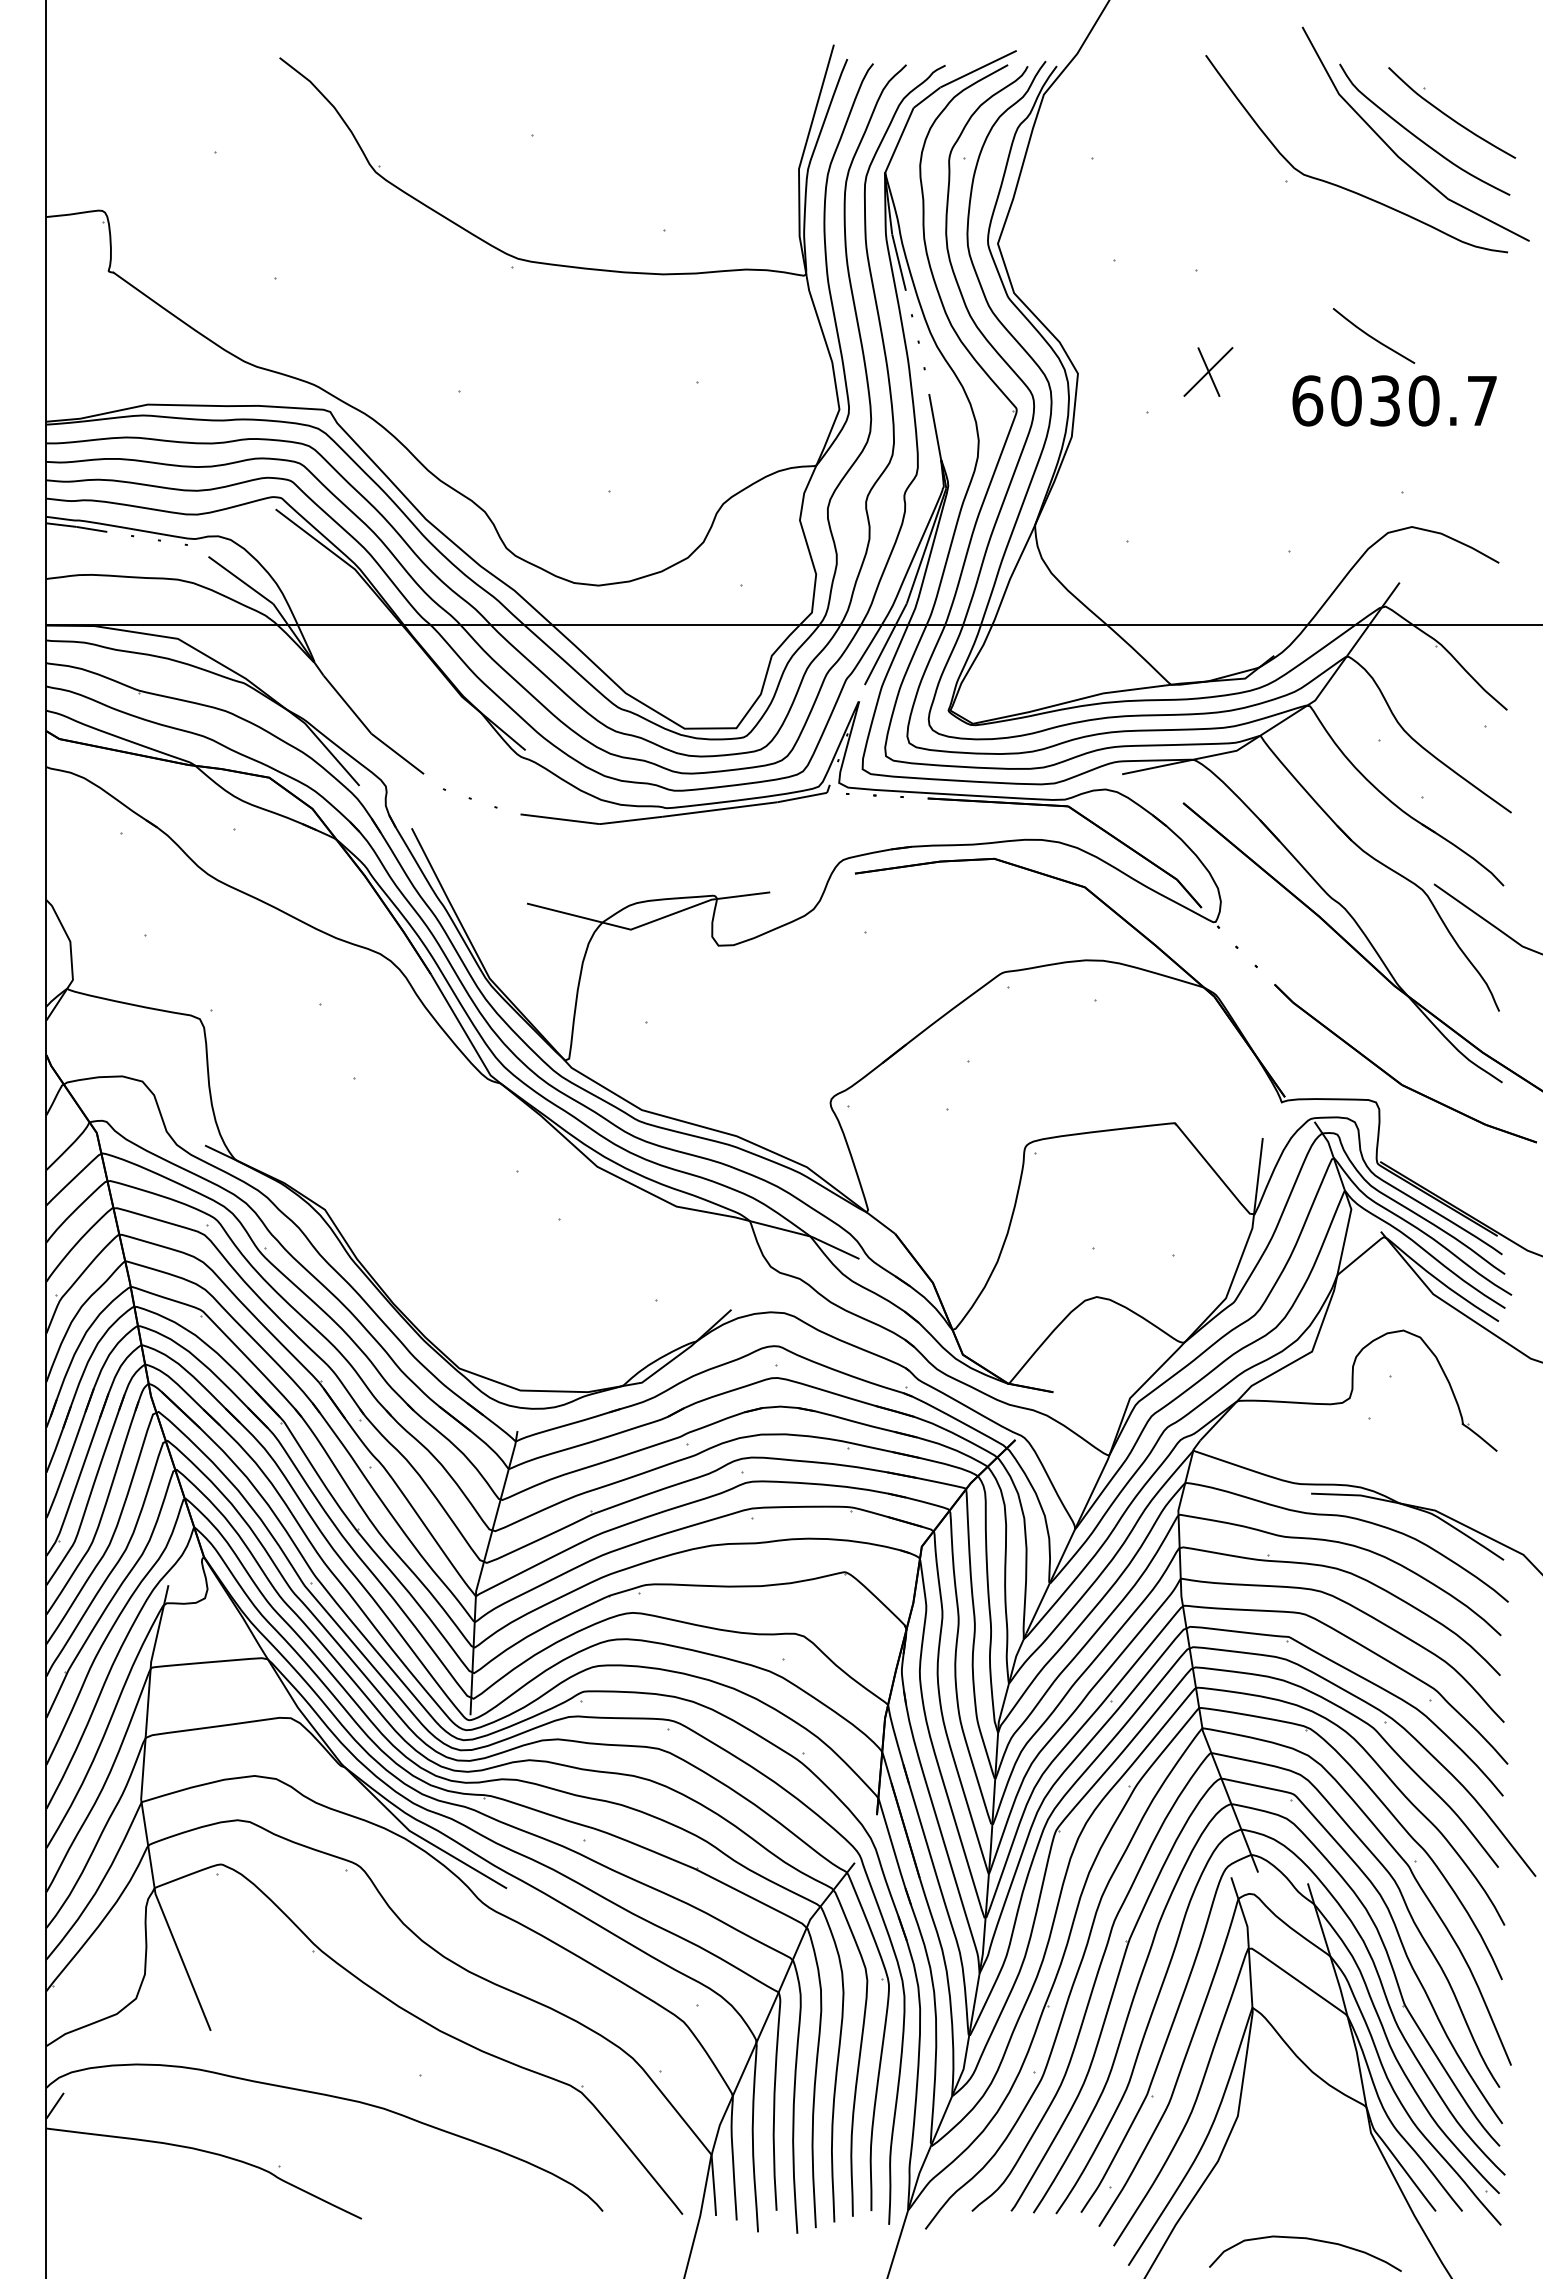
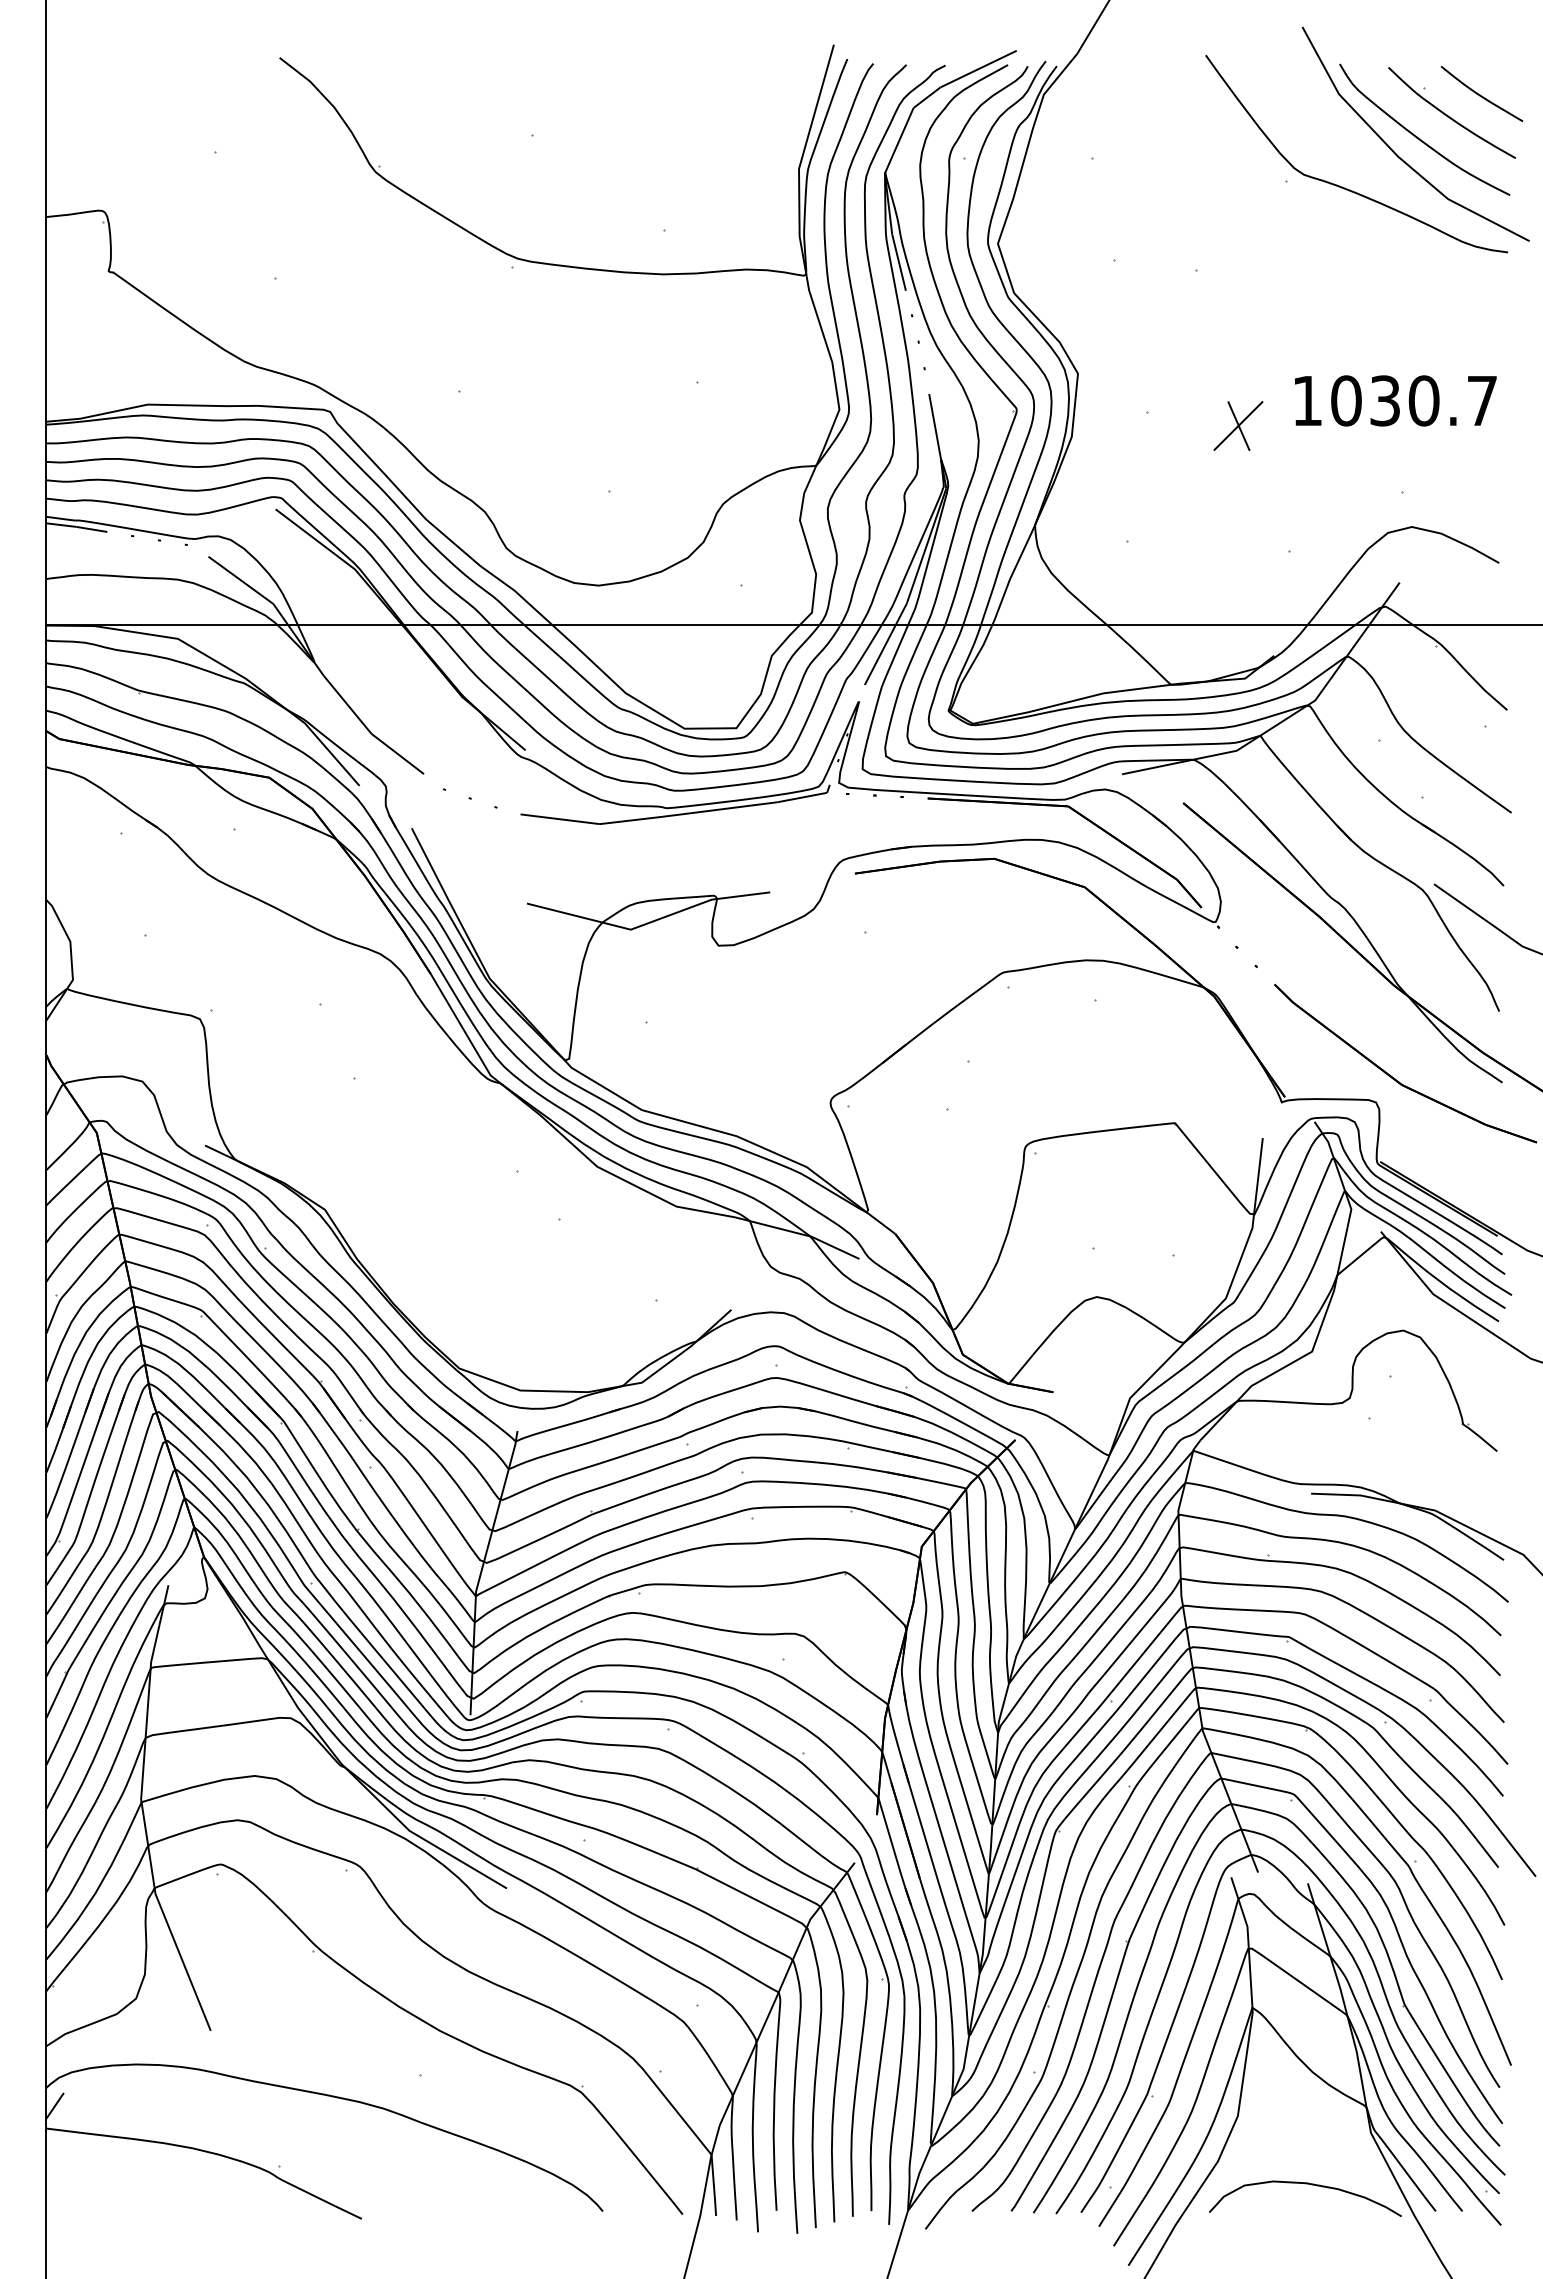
curve position: (1372, 336) -> (1480, 94) (1480, 94)
part position: (1208, 371) -> (1238, 425) (1238, 425)
text: 6030.7 -> 1030.7 (1307, 400)
curve position: (1305, 2239) -> (1305, 2184) (1305, 2184)
